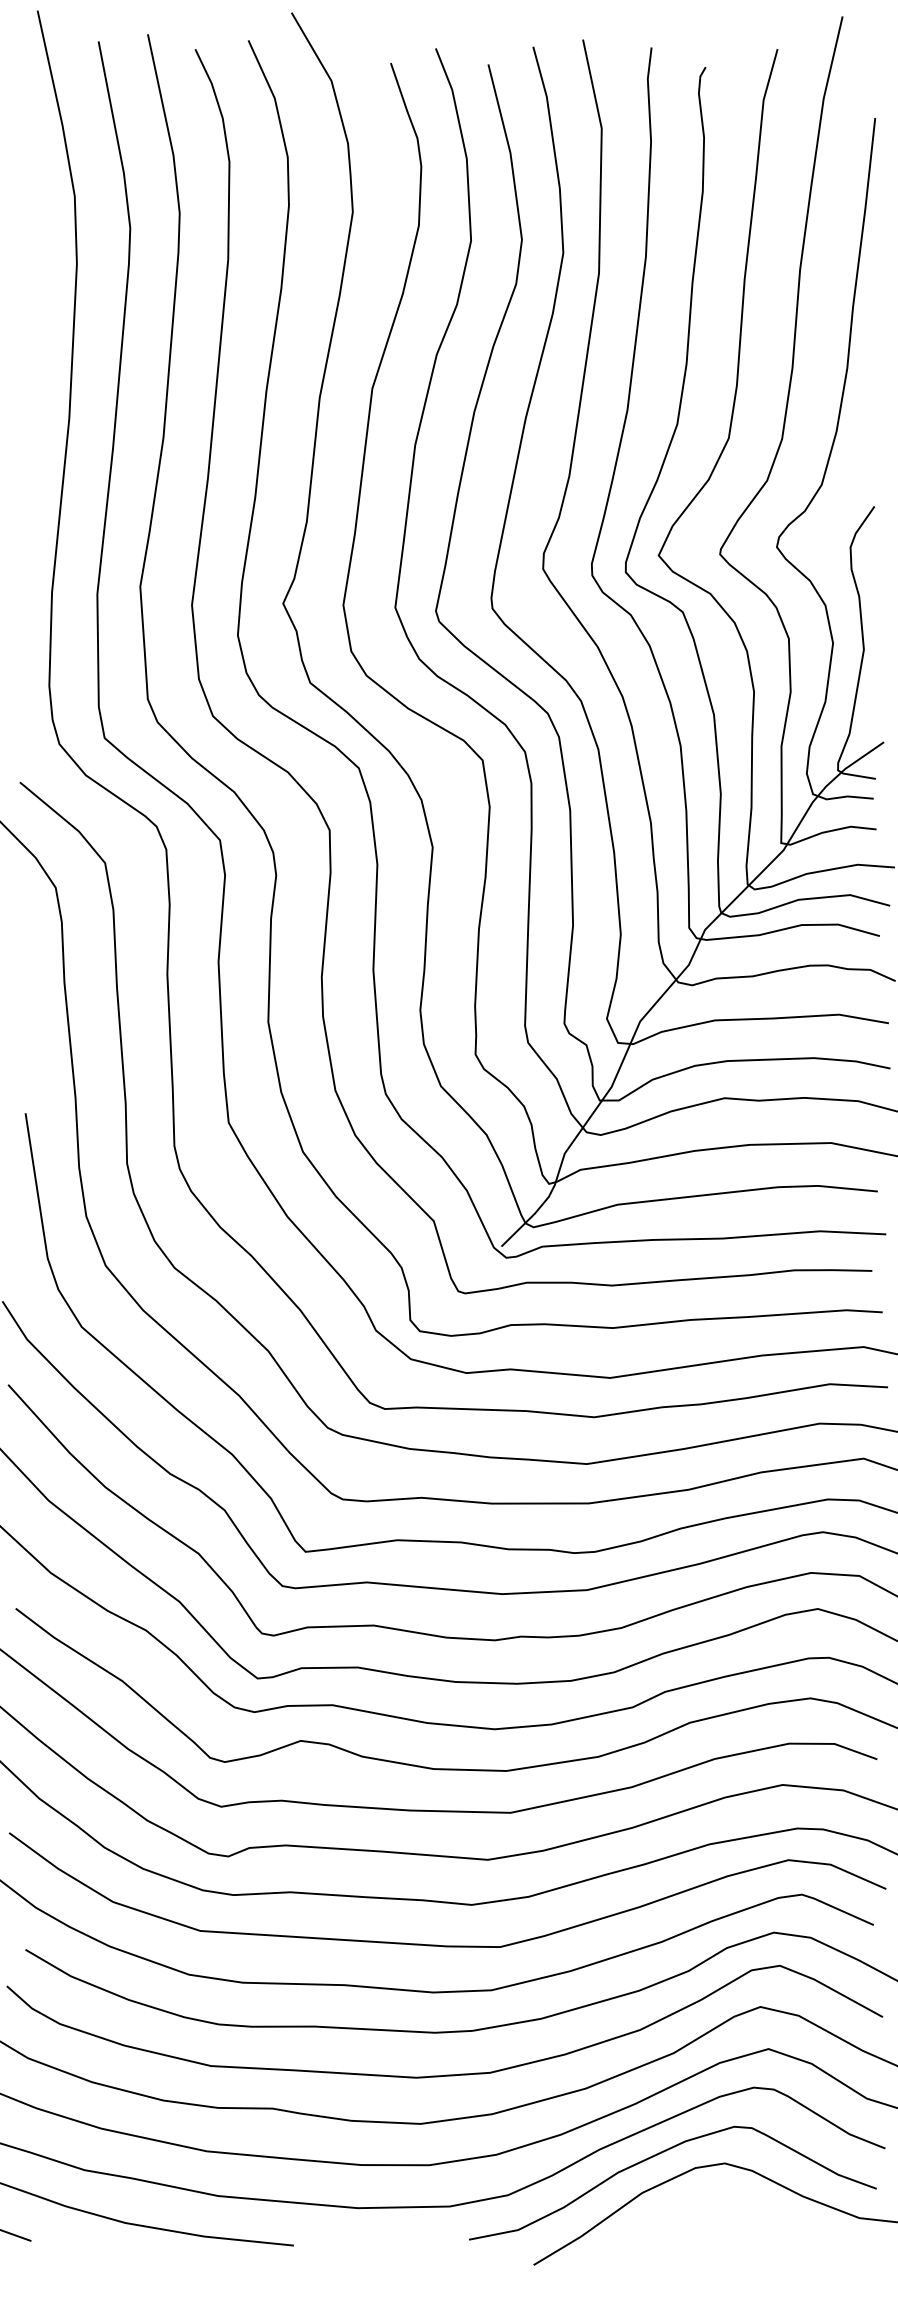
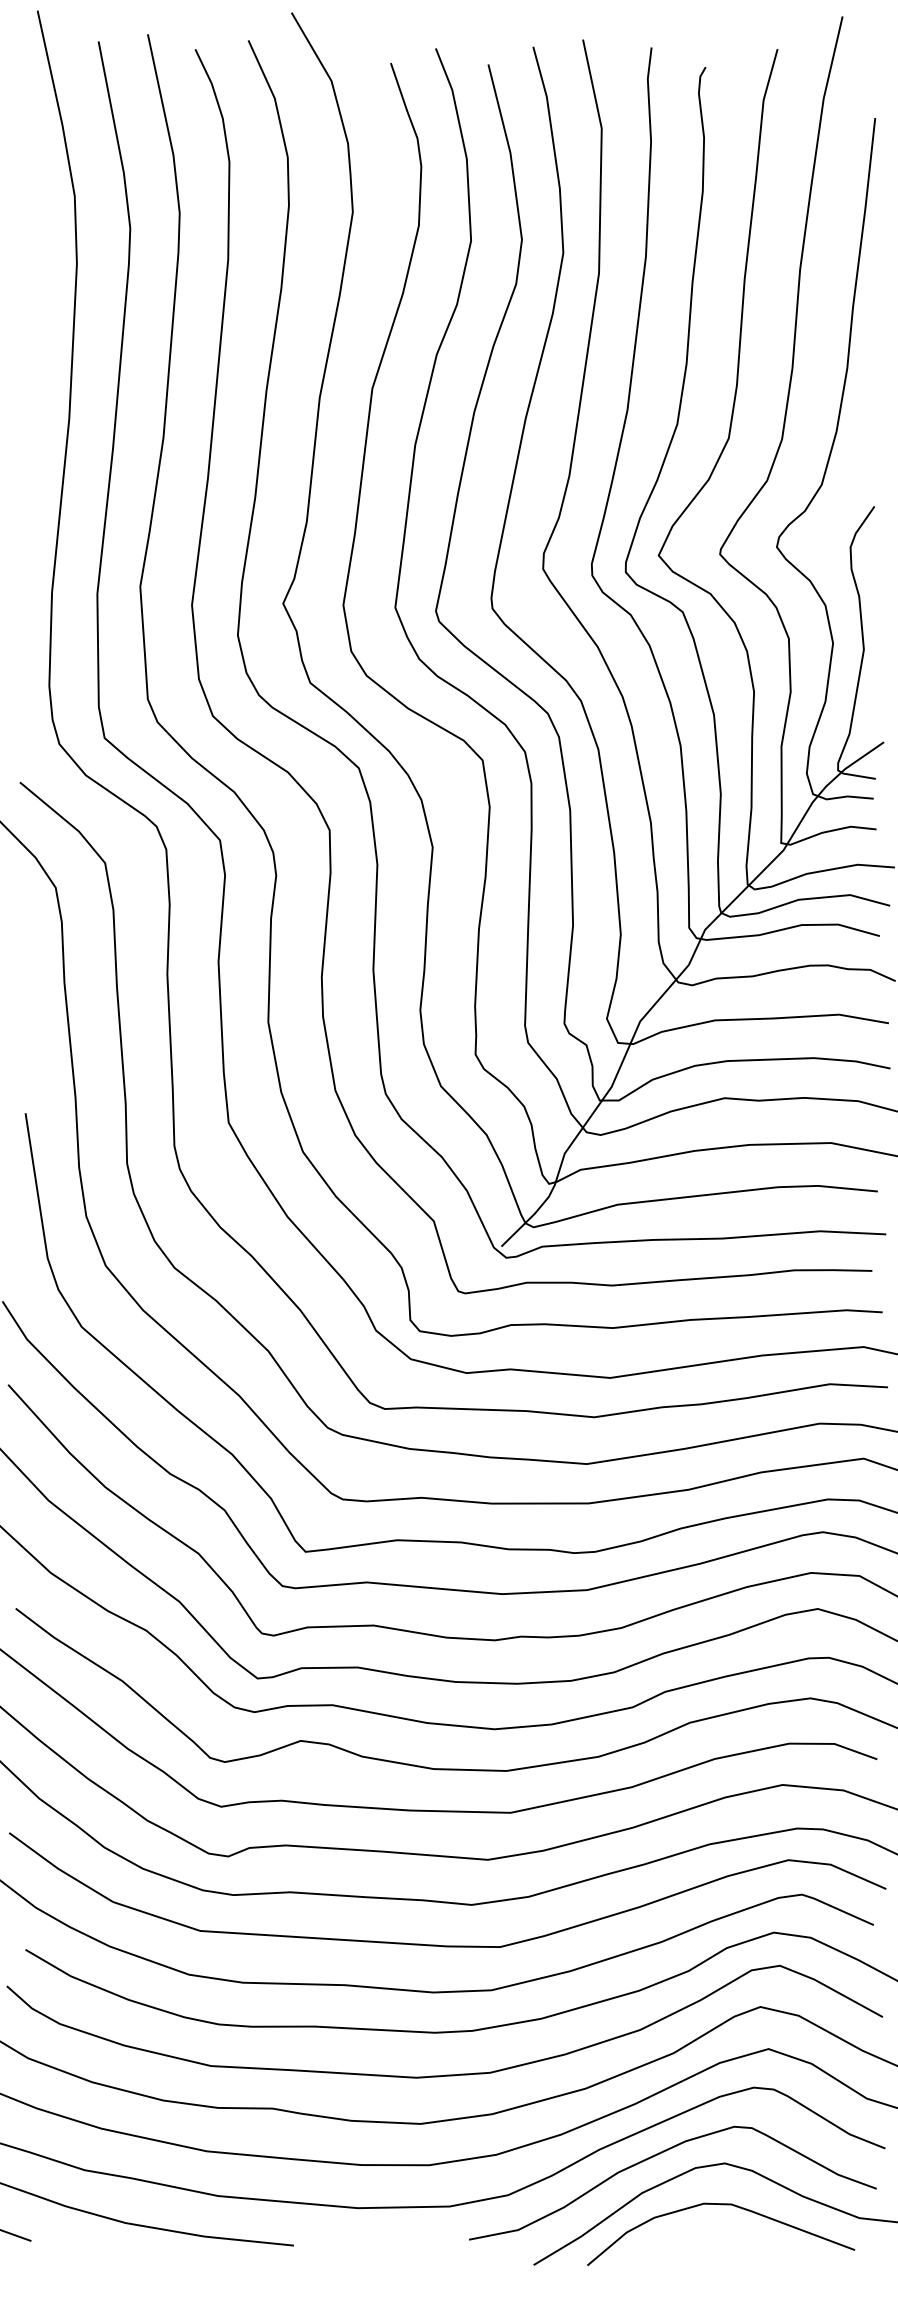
curve: none -> present (721, 2205)
